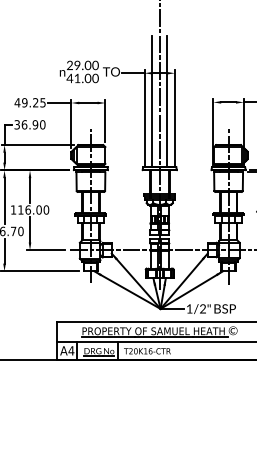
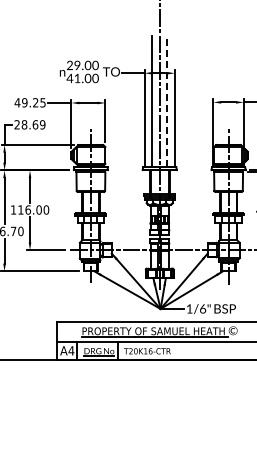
line: solid -> dashed (167, 100)
text: 36.90 -> 28.69 (29, 124)
text: 1/2" -> 1/6" (203, 308)
